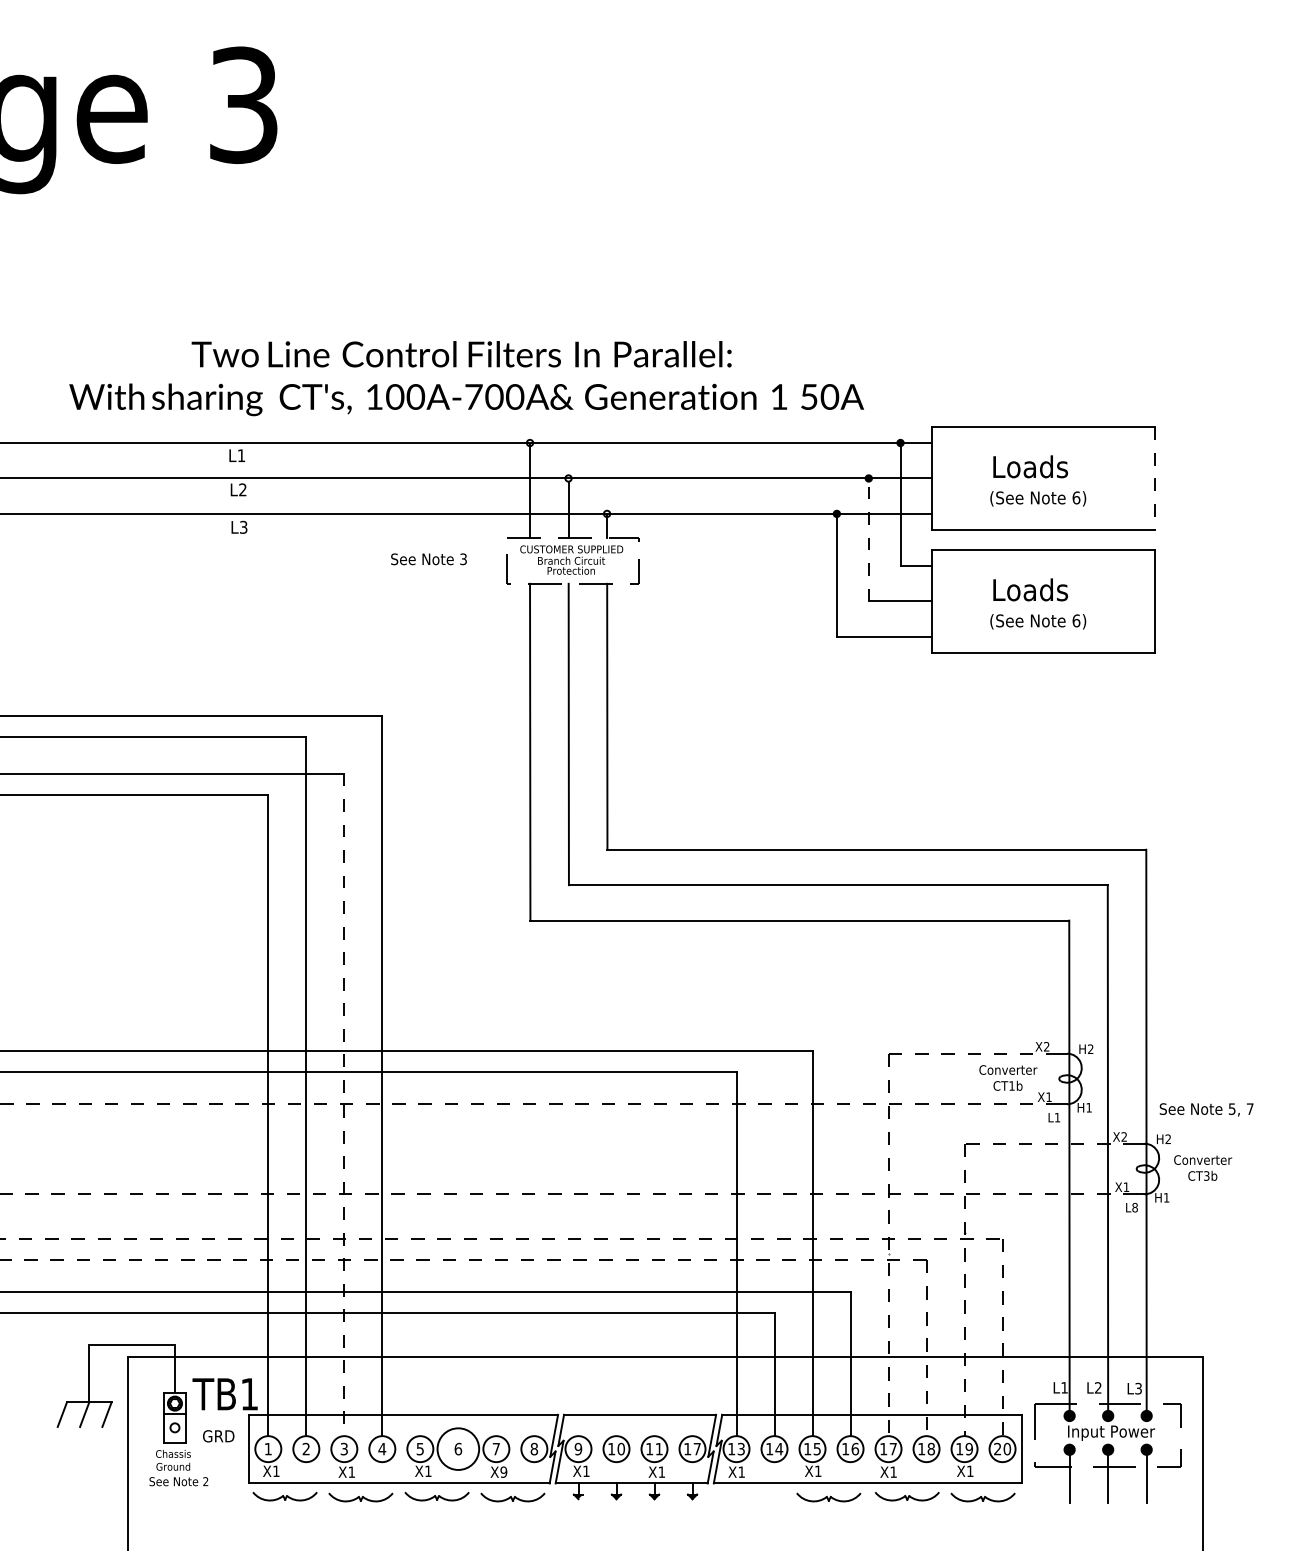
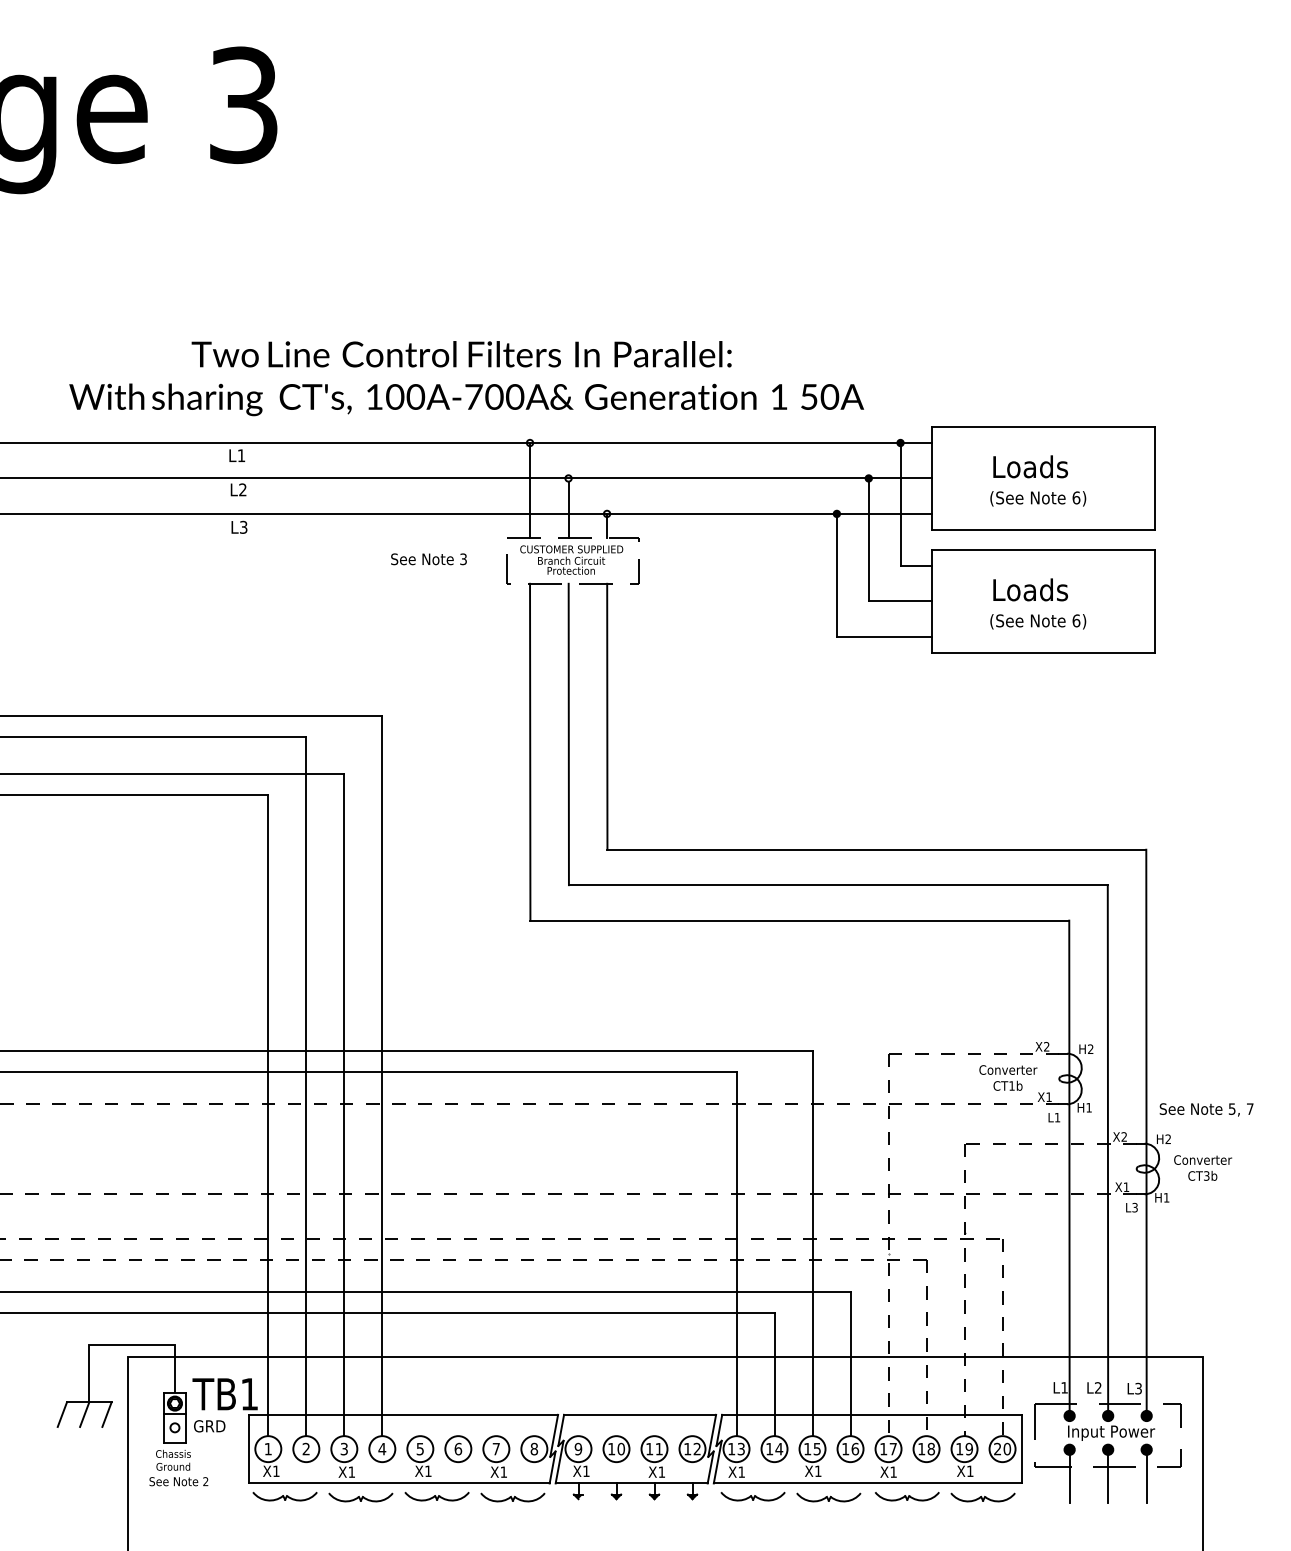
line: dashed -> solid (1154, 479)
line: dashed -> solid (868, 539)
line: dashed -> solid (344, 1105)
text: L8 -> L3 (1134, 1207)
text position: (218, 1436) -> (209, 1426) (209, 1426)
circle diameter: 42 px -> 26 px (458, 1449)
text: 17 -> 12 (696, 1448)
text: X9 -> X1 (503, 1471)
part: none -> present (752, 1496)
